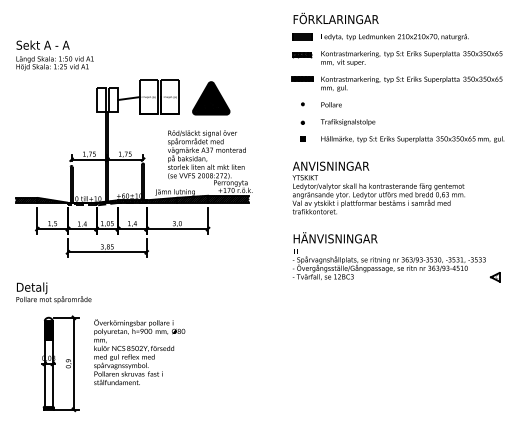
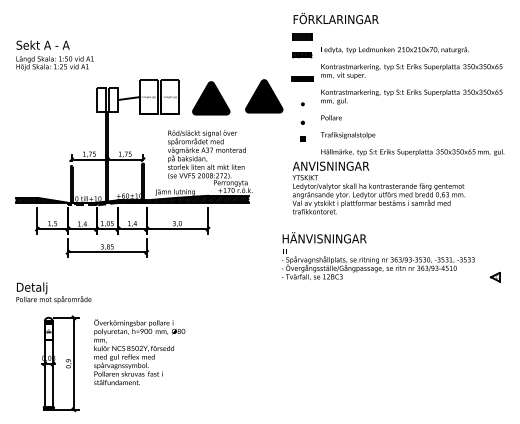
text position: (412, 88) -> (412, 101) (412, 101)
part: none -> present (264, 96)
text position: (388, 255) -> (377, 255) (377, 255)
fill: present -> none (48, 331)
